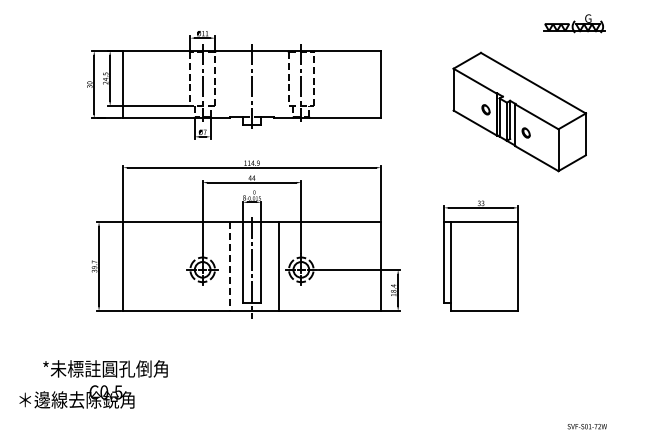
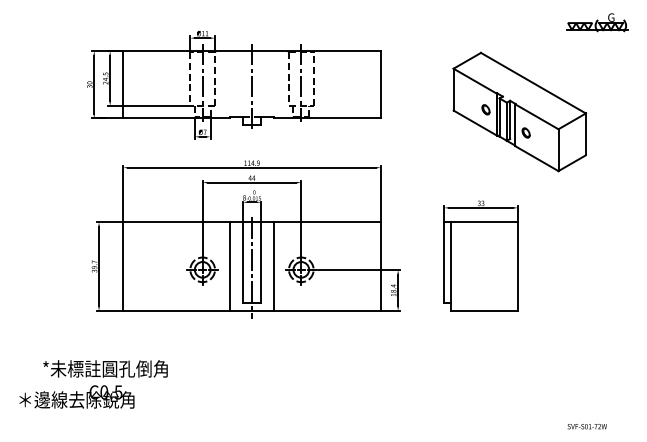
part position: (574, 23) -> (597, 22) (597, 22)
line position: (279, 266) -> (274, 266) (274, 266)
line: dashed -> solid (229, 267)
